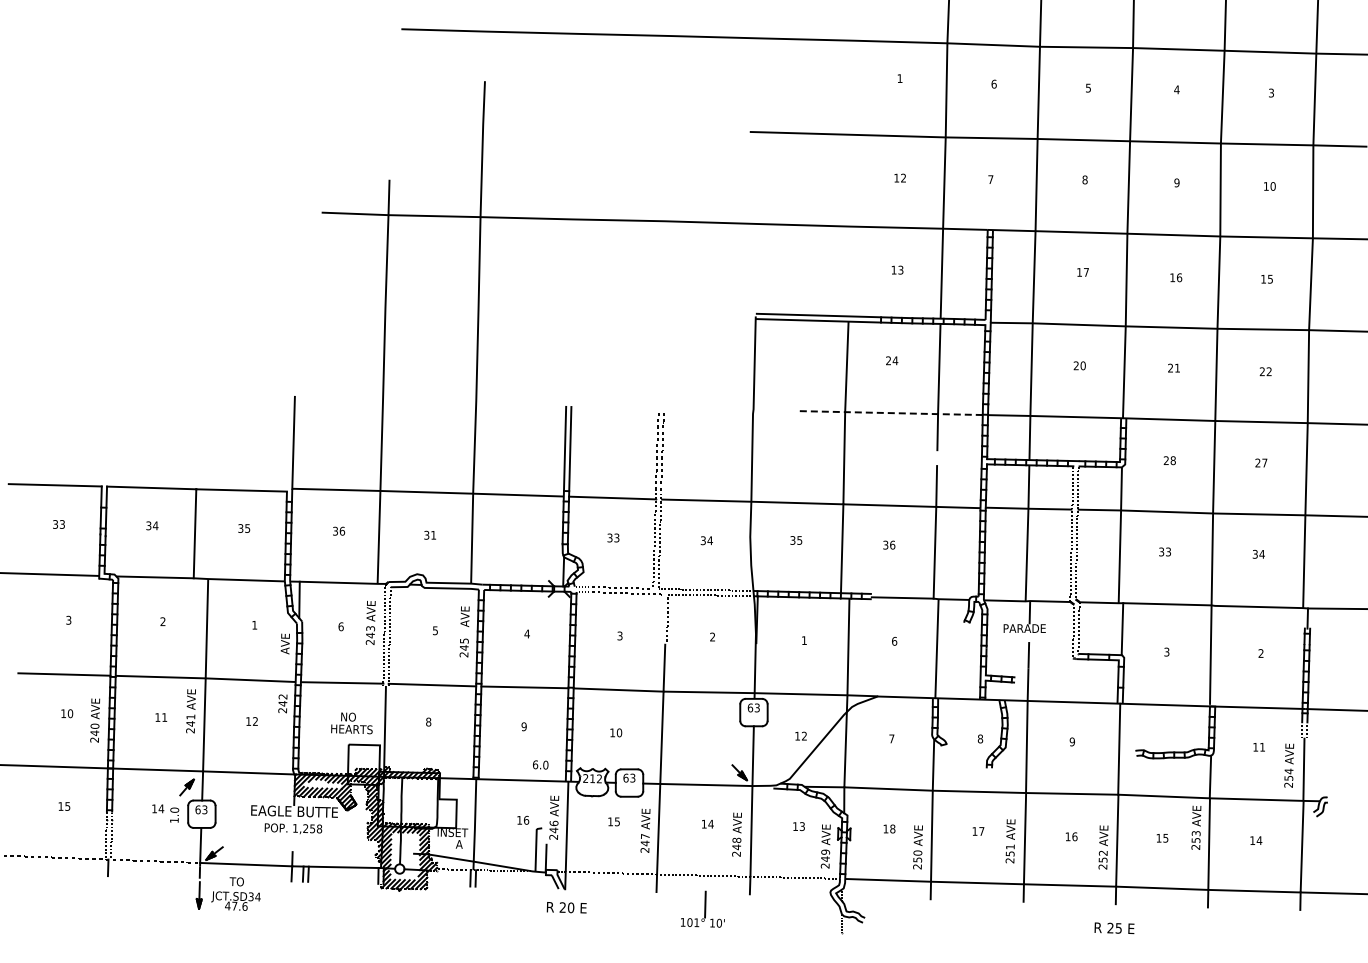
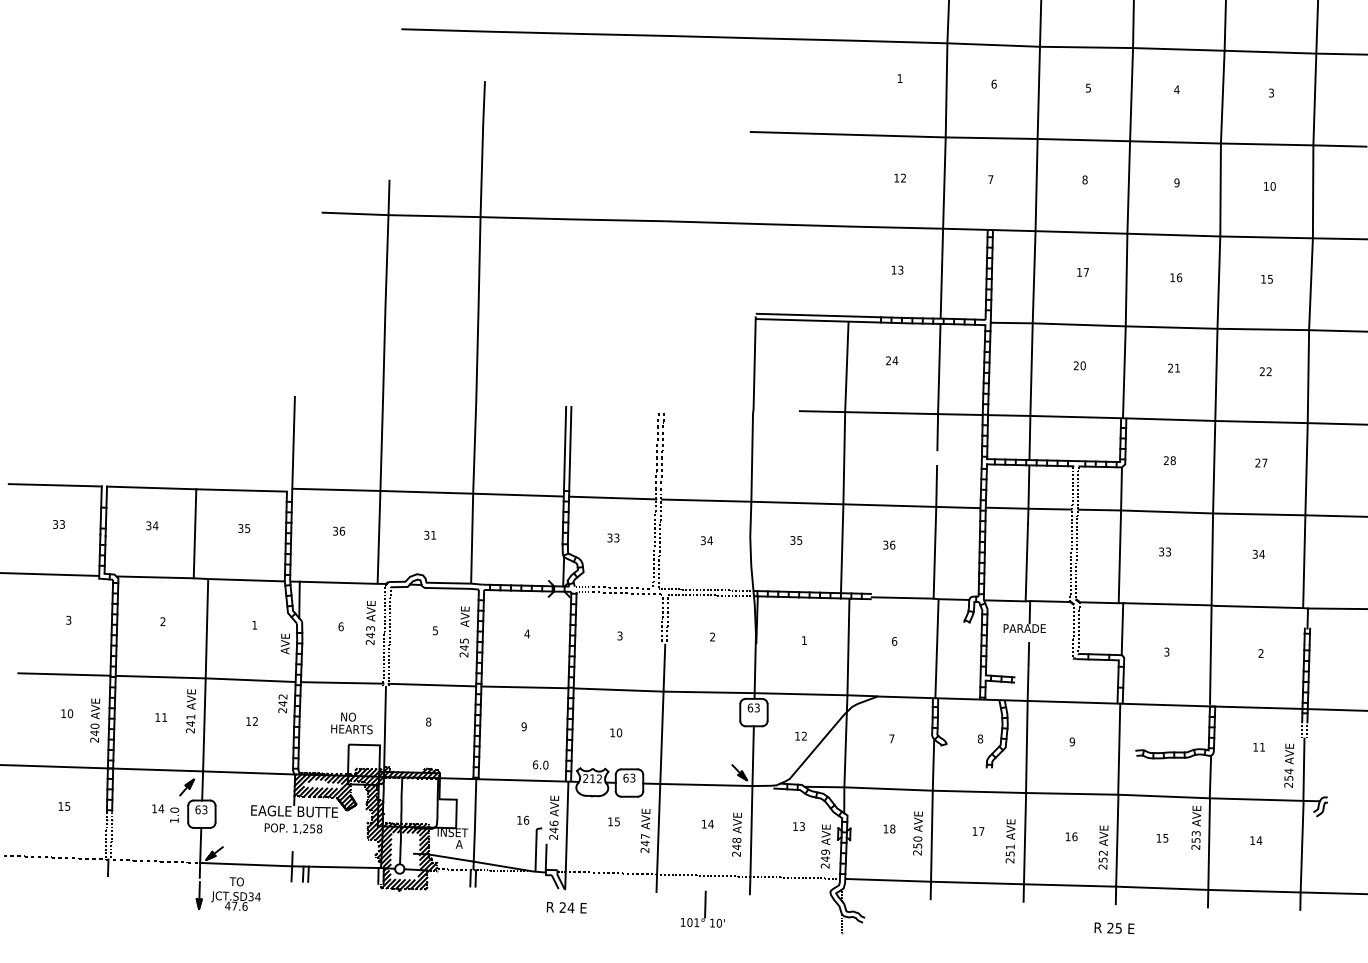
line: dashed -> solid (891, 413)
line: none -> present (662, 618)
text position: (917, 847) -> (917, 833) (917, 833)
text: 20 -> 24 (570, 907)
